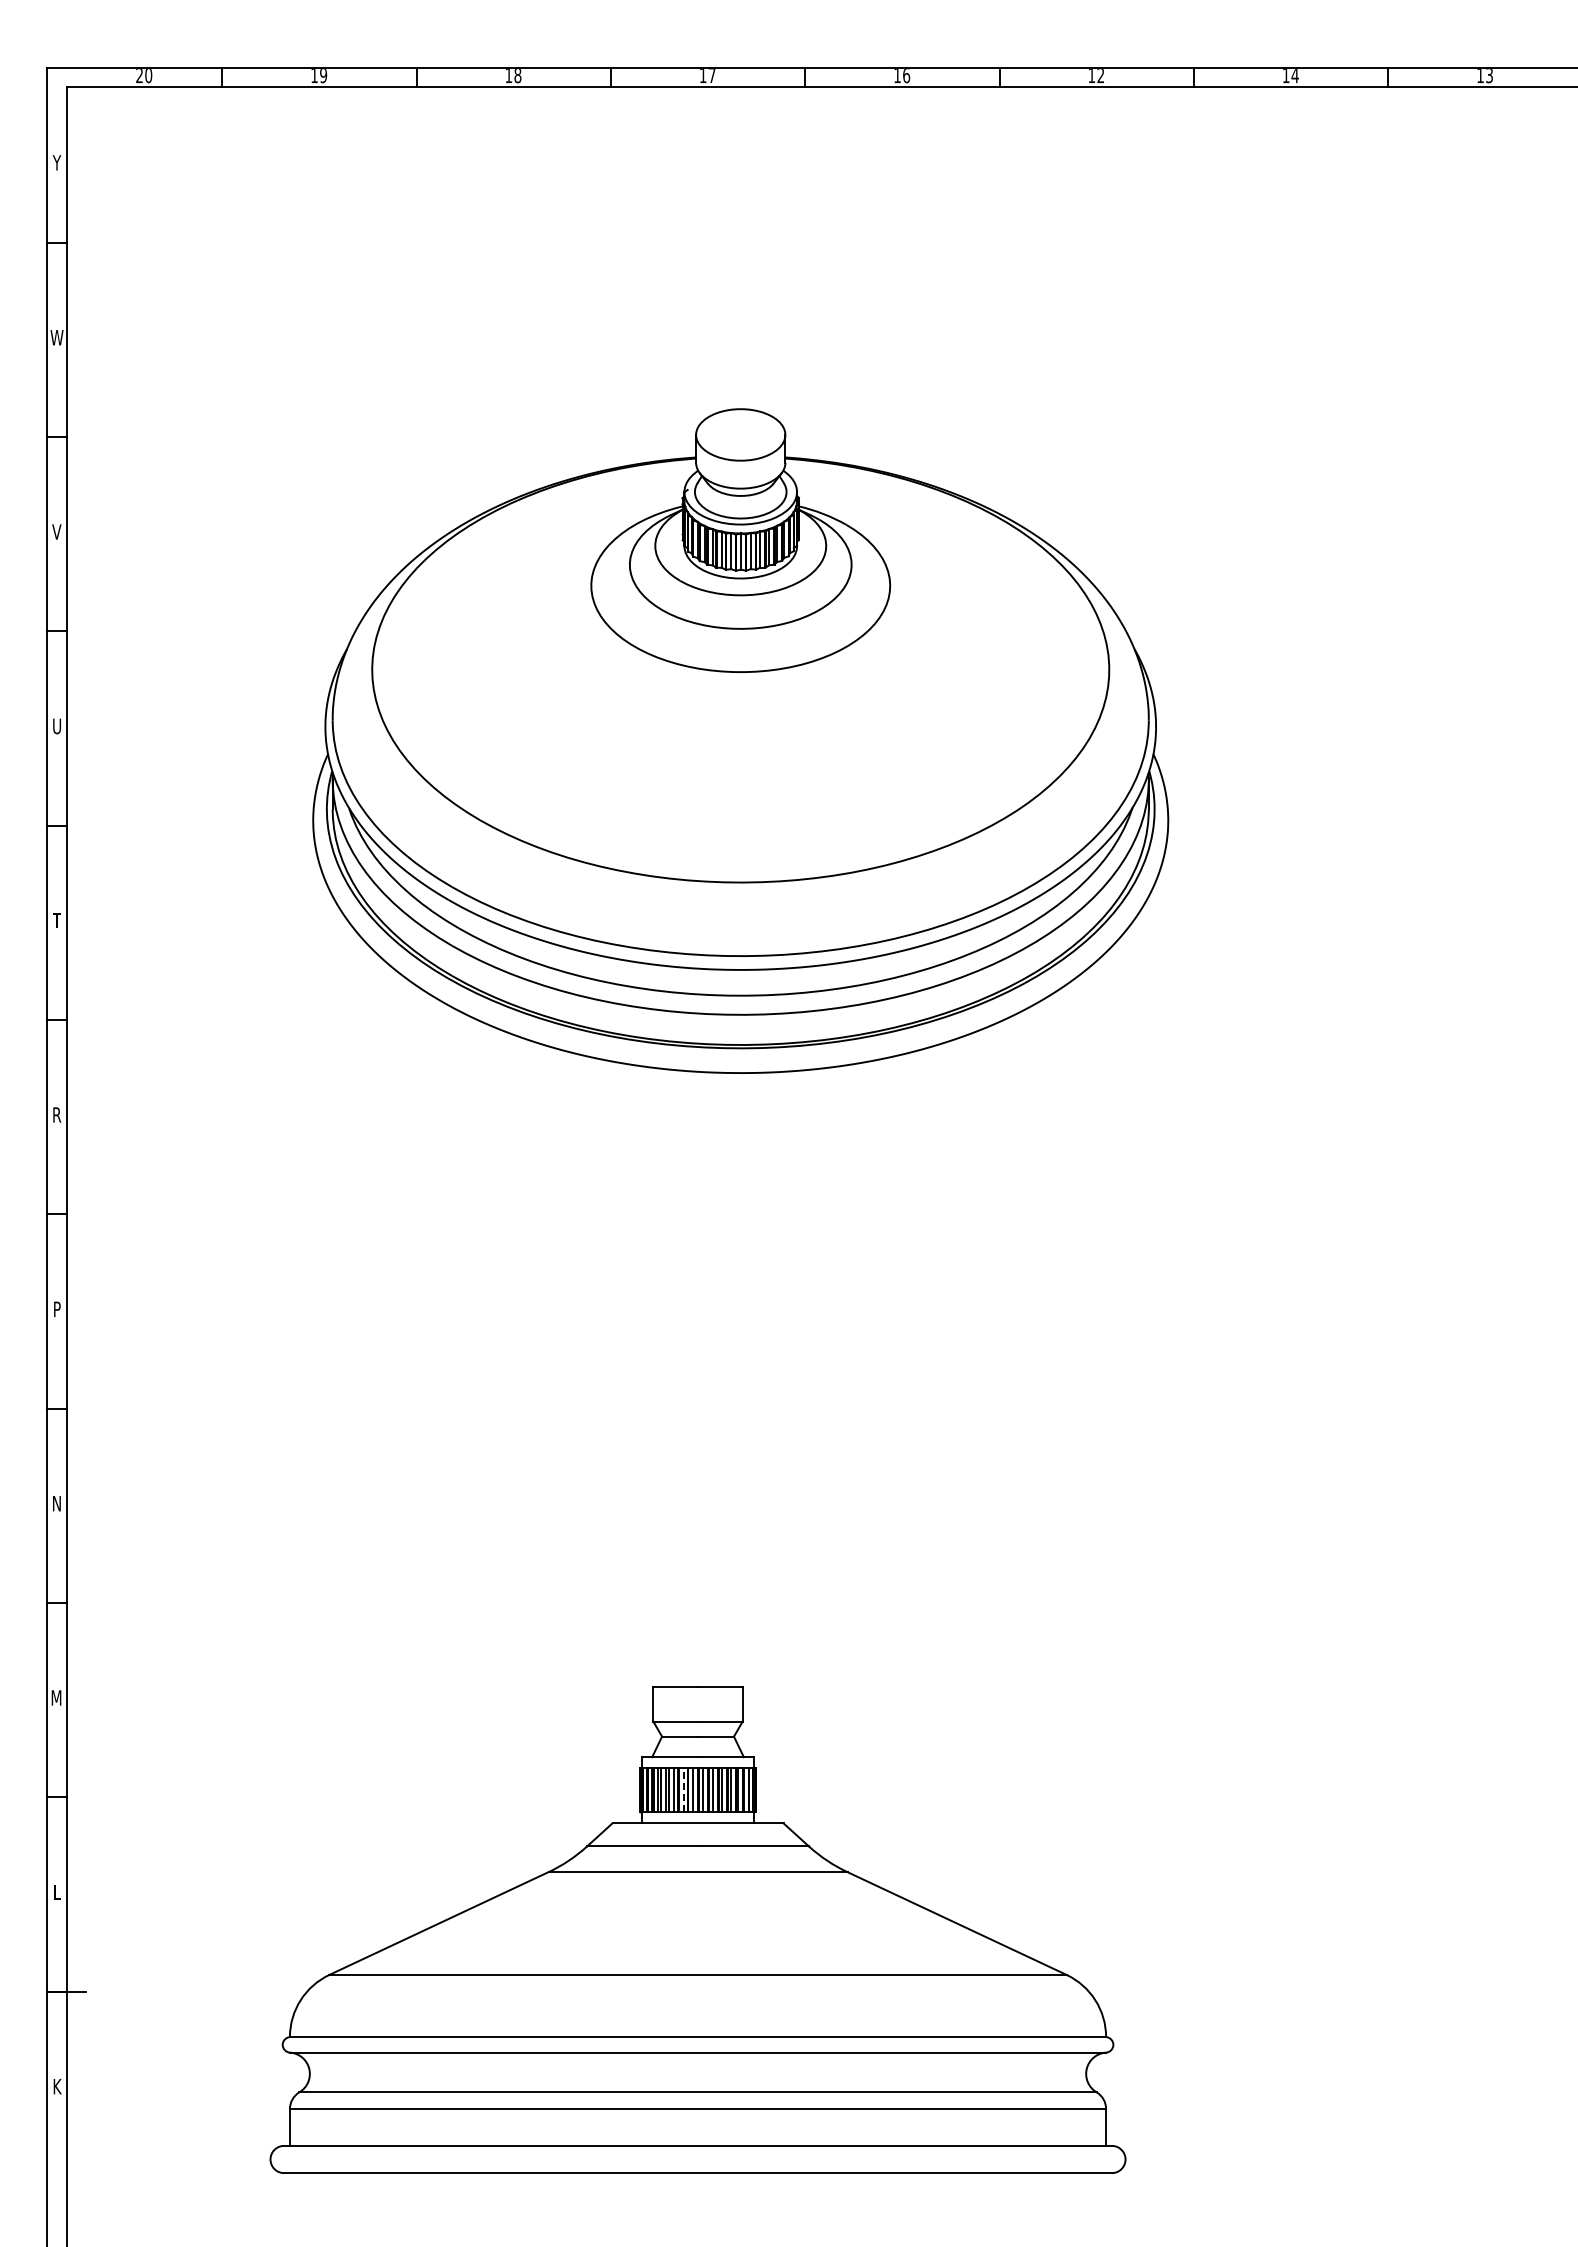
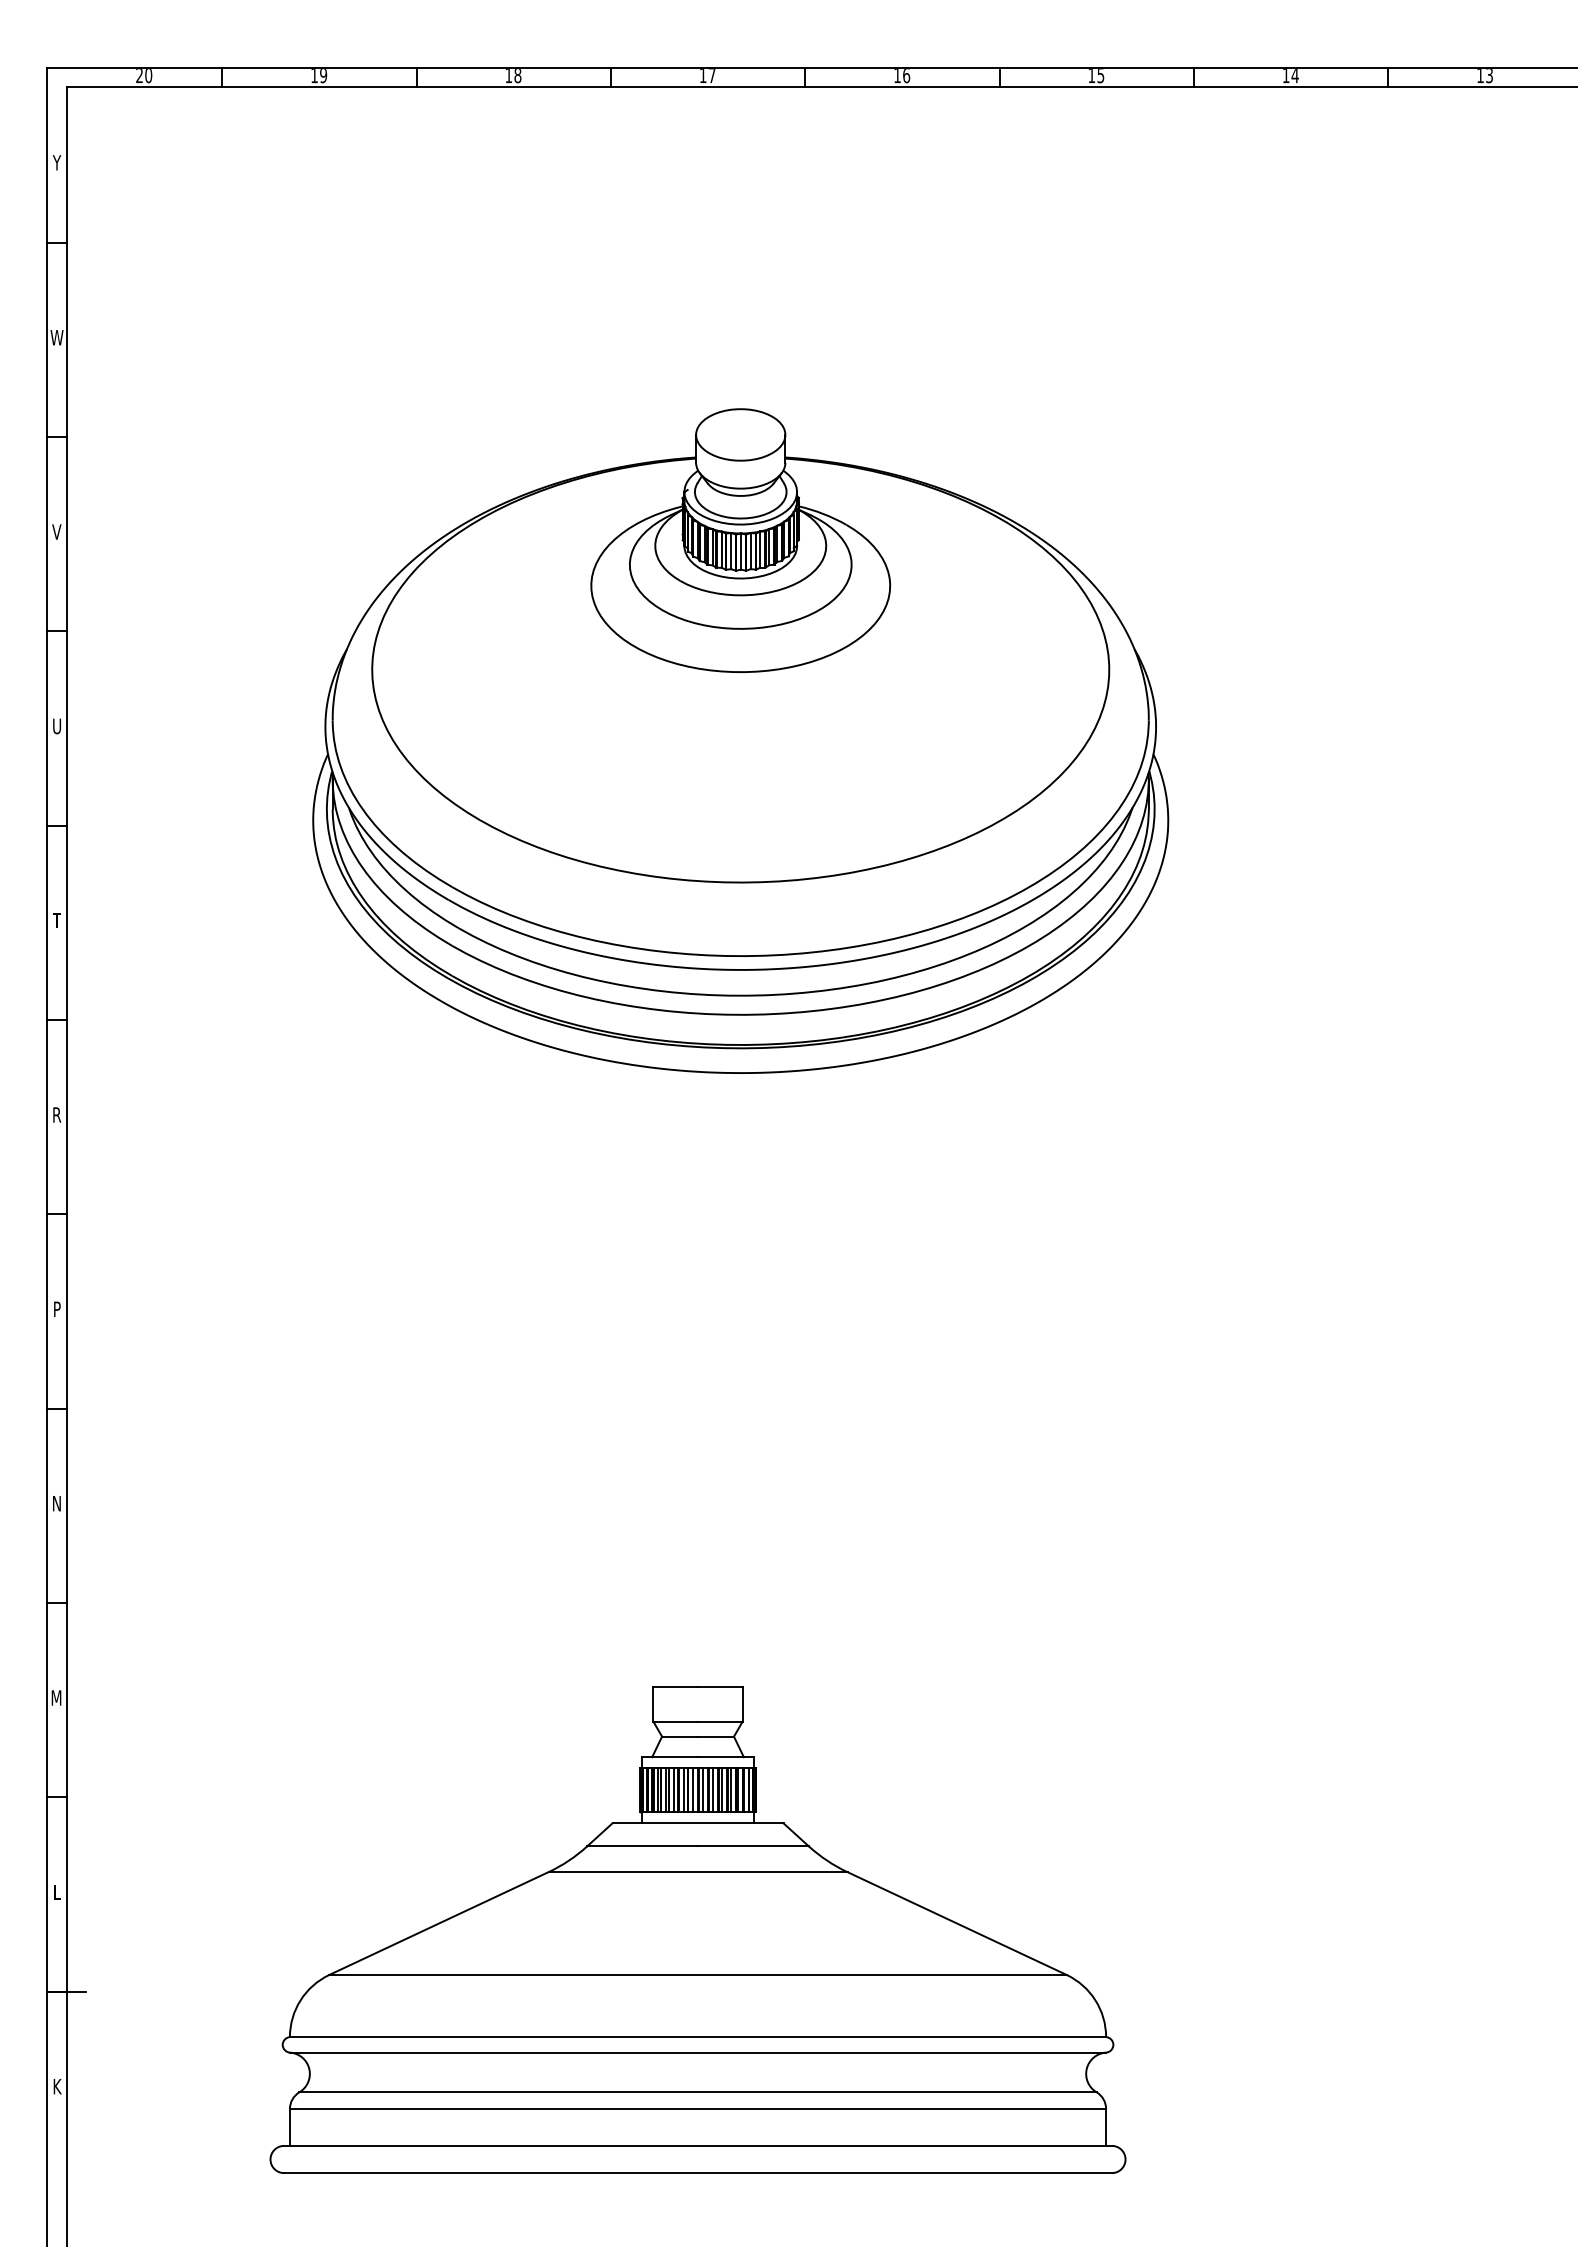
text: 12 -> 15 (1100, 76)
line: dashed -> solid (683, 1789)
